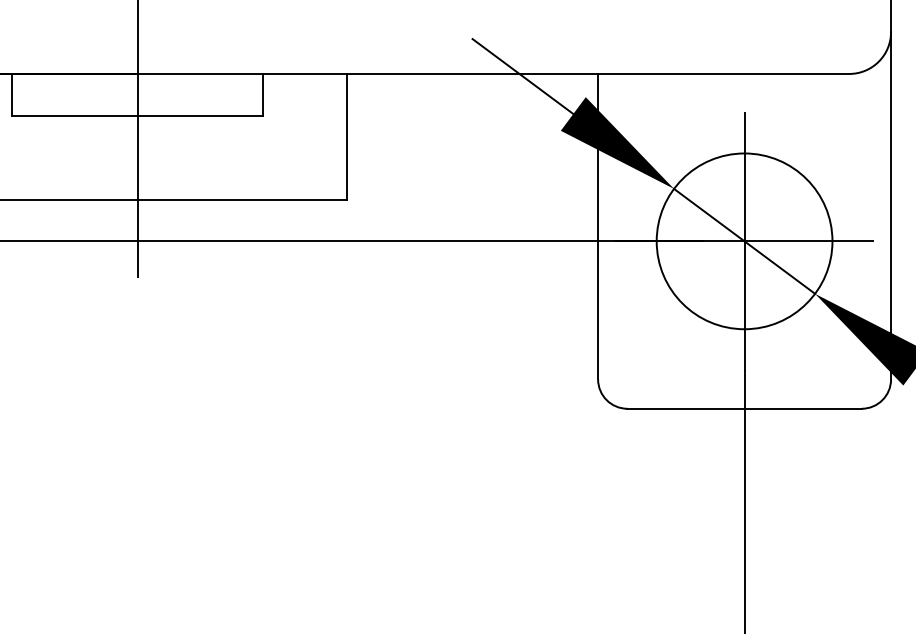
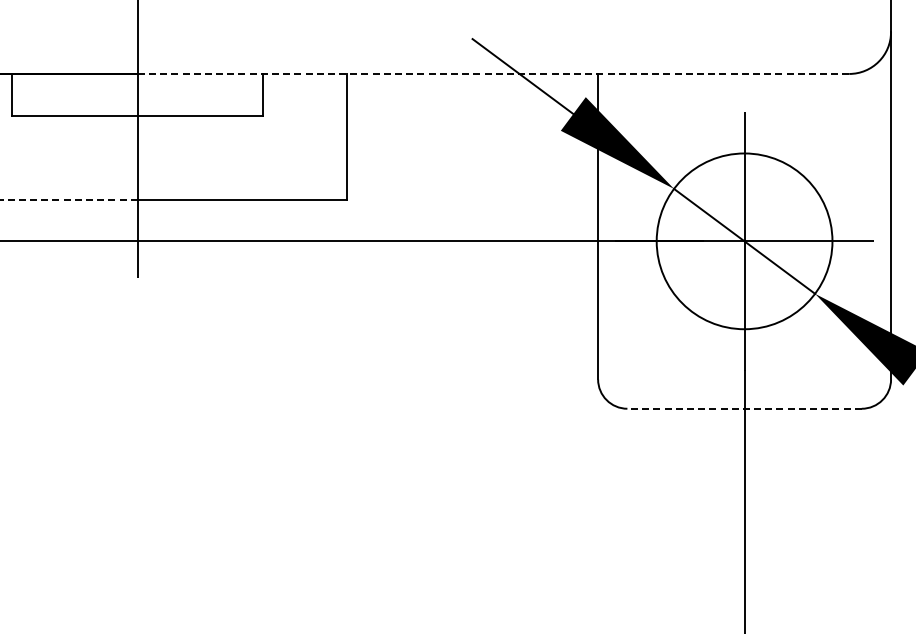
line: solid -> dashed (493, 73)
line: solid -> dashed (69, 199)
line: solid -> dashed (744, 408)
